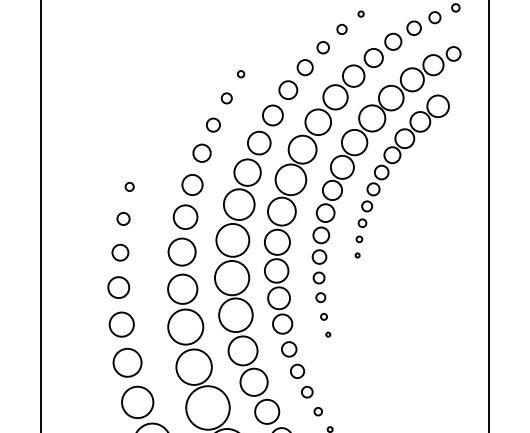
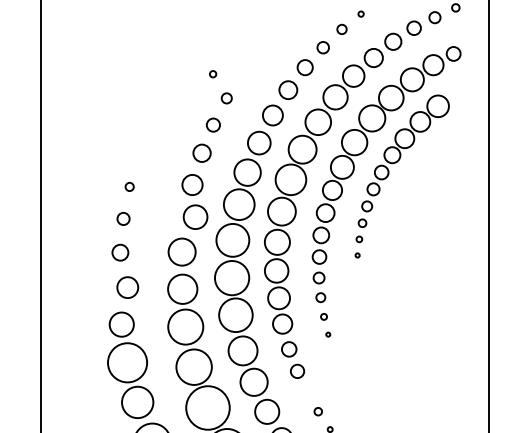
circle position: (241, 74) -> (213, 74) (213, 74)
circle position: (185, 216) -> (195, 216) (195, 216)
circle position: (118, 287) -> (127, 287) (127, 287)
circle diameter: 28 px -> 39 px (127, 362)
circle: present -> none (307, 391)
